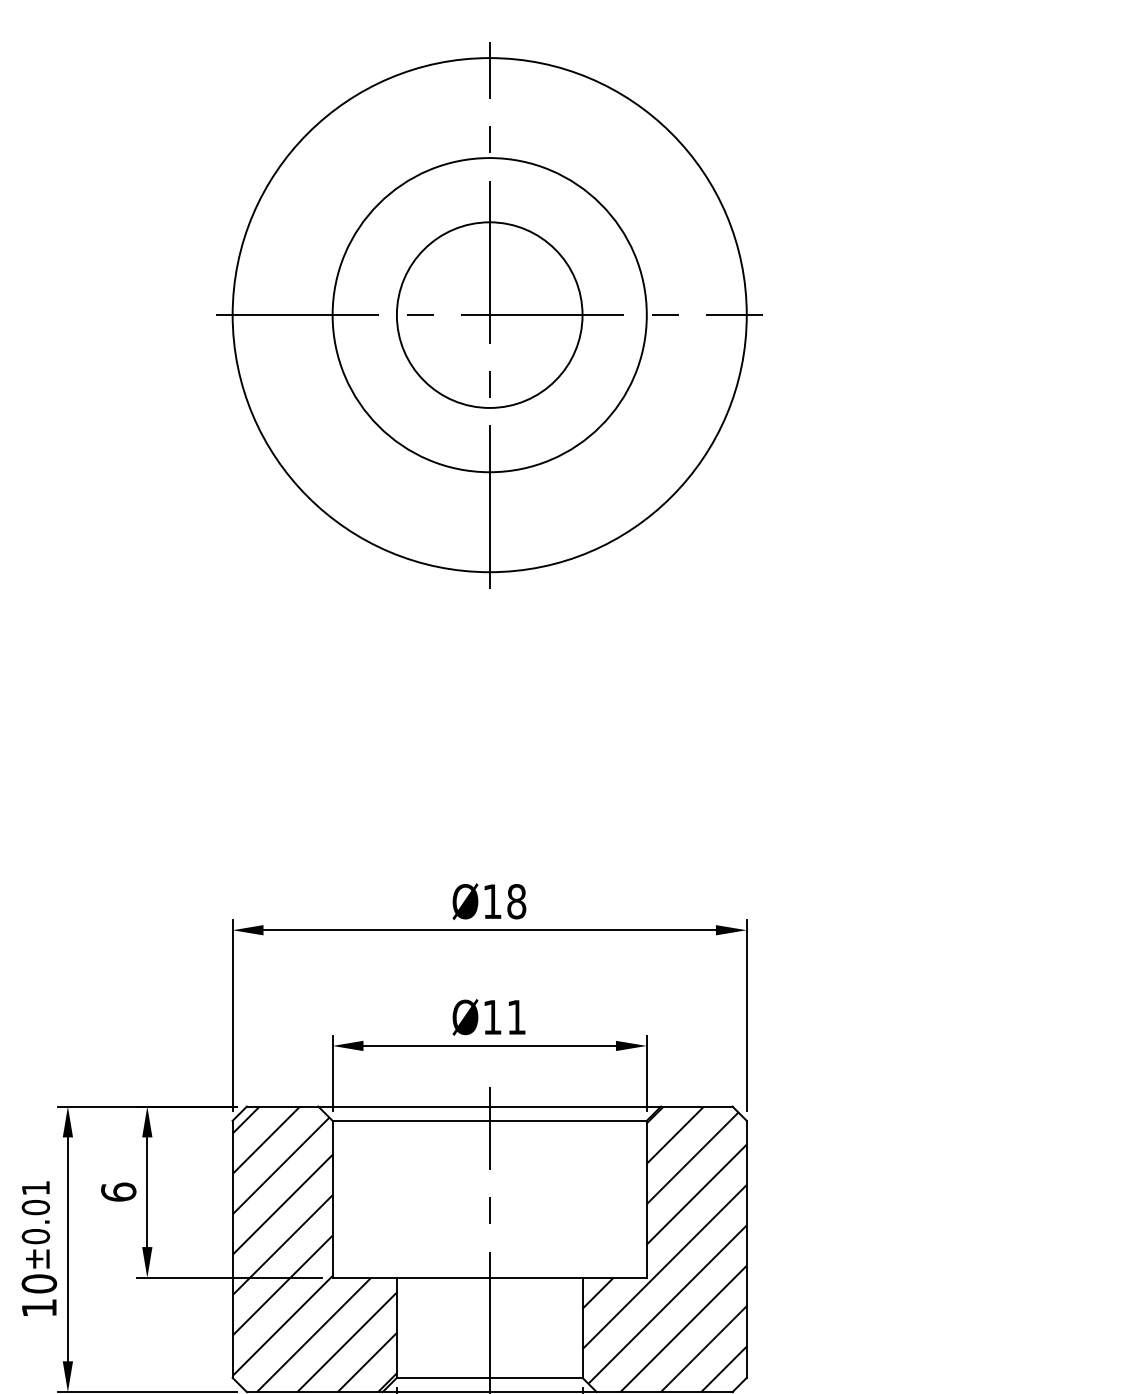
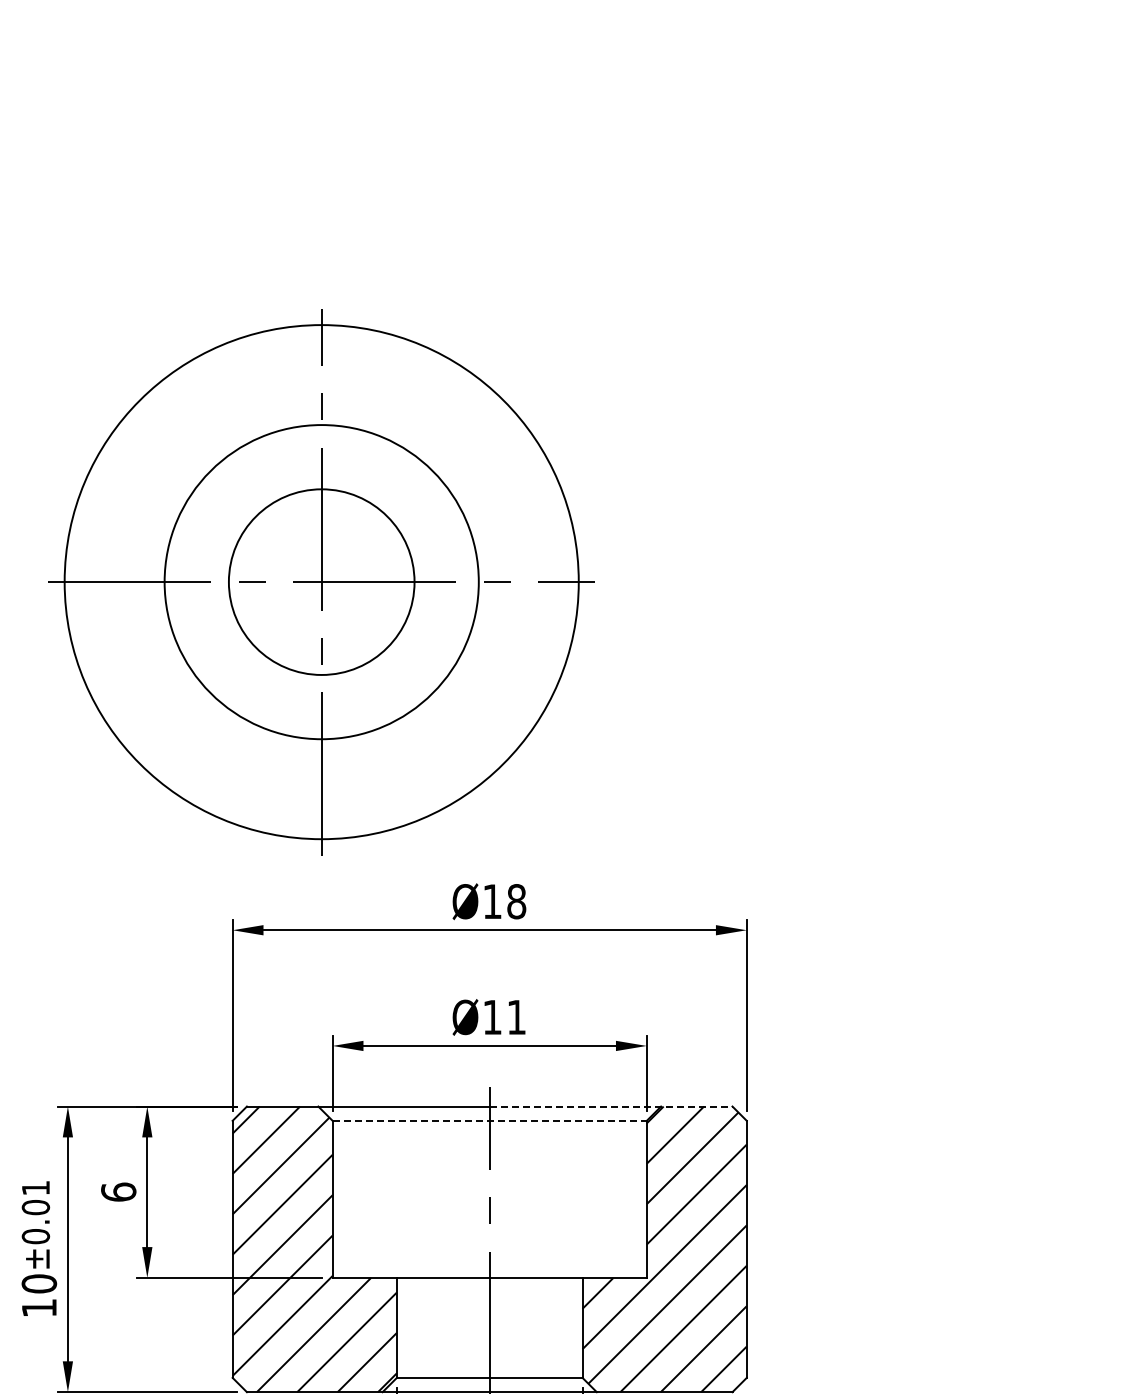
part position: (489, 315) -> (321, 582) (321, 582)
line: solid -> dashed (611, 1106)
line: solid -> dashed (490, 1120)
